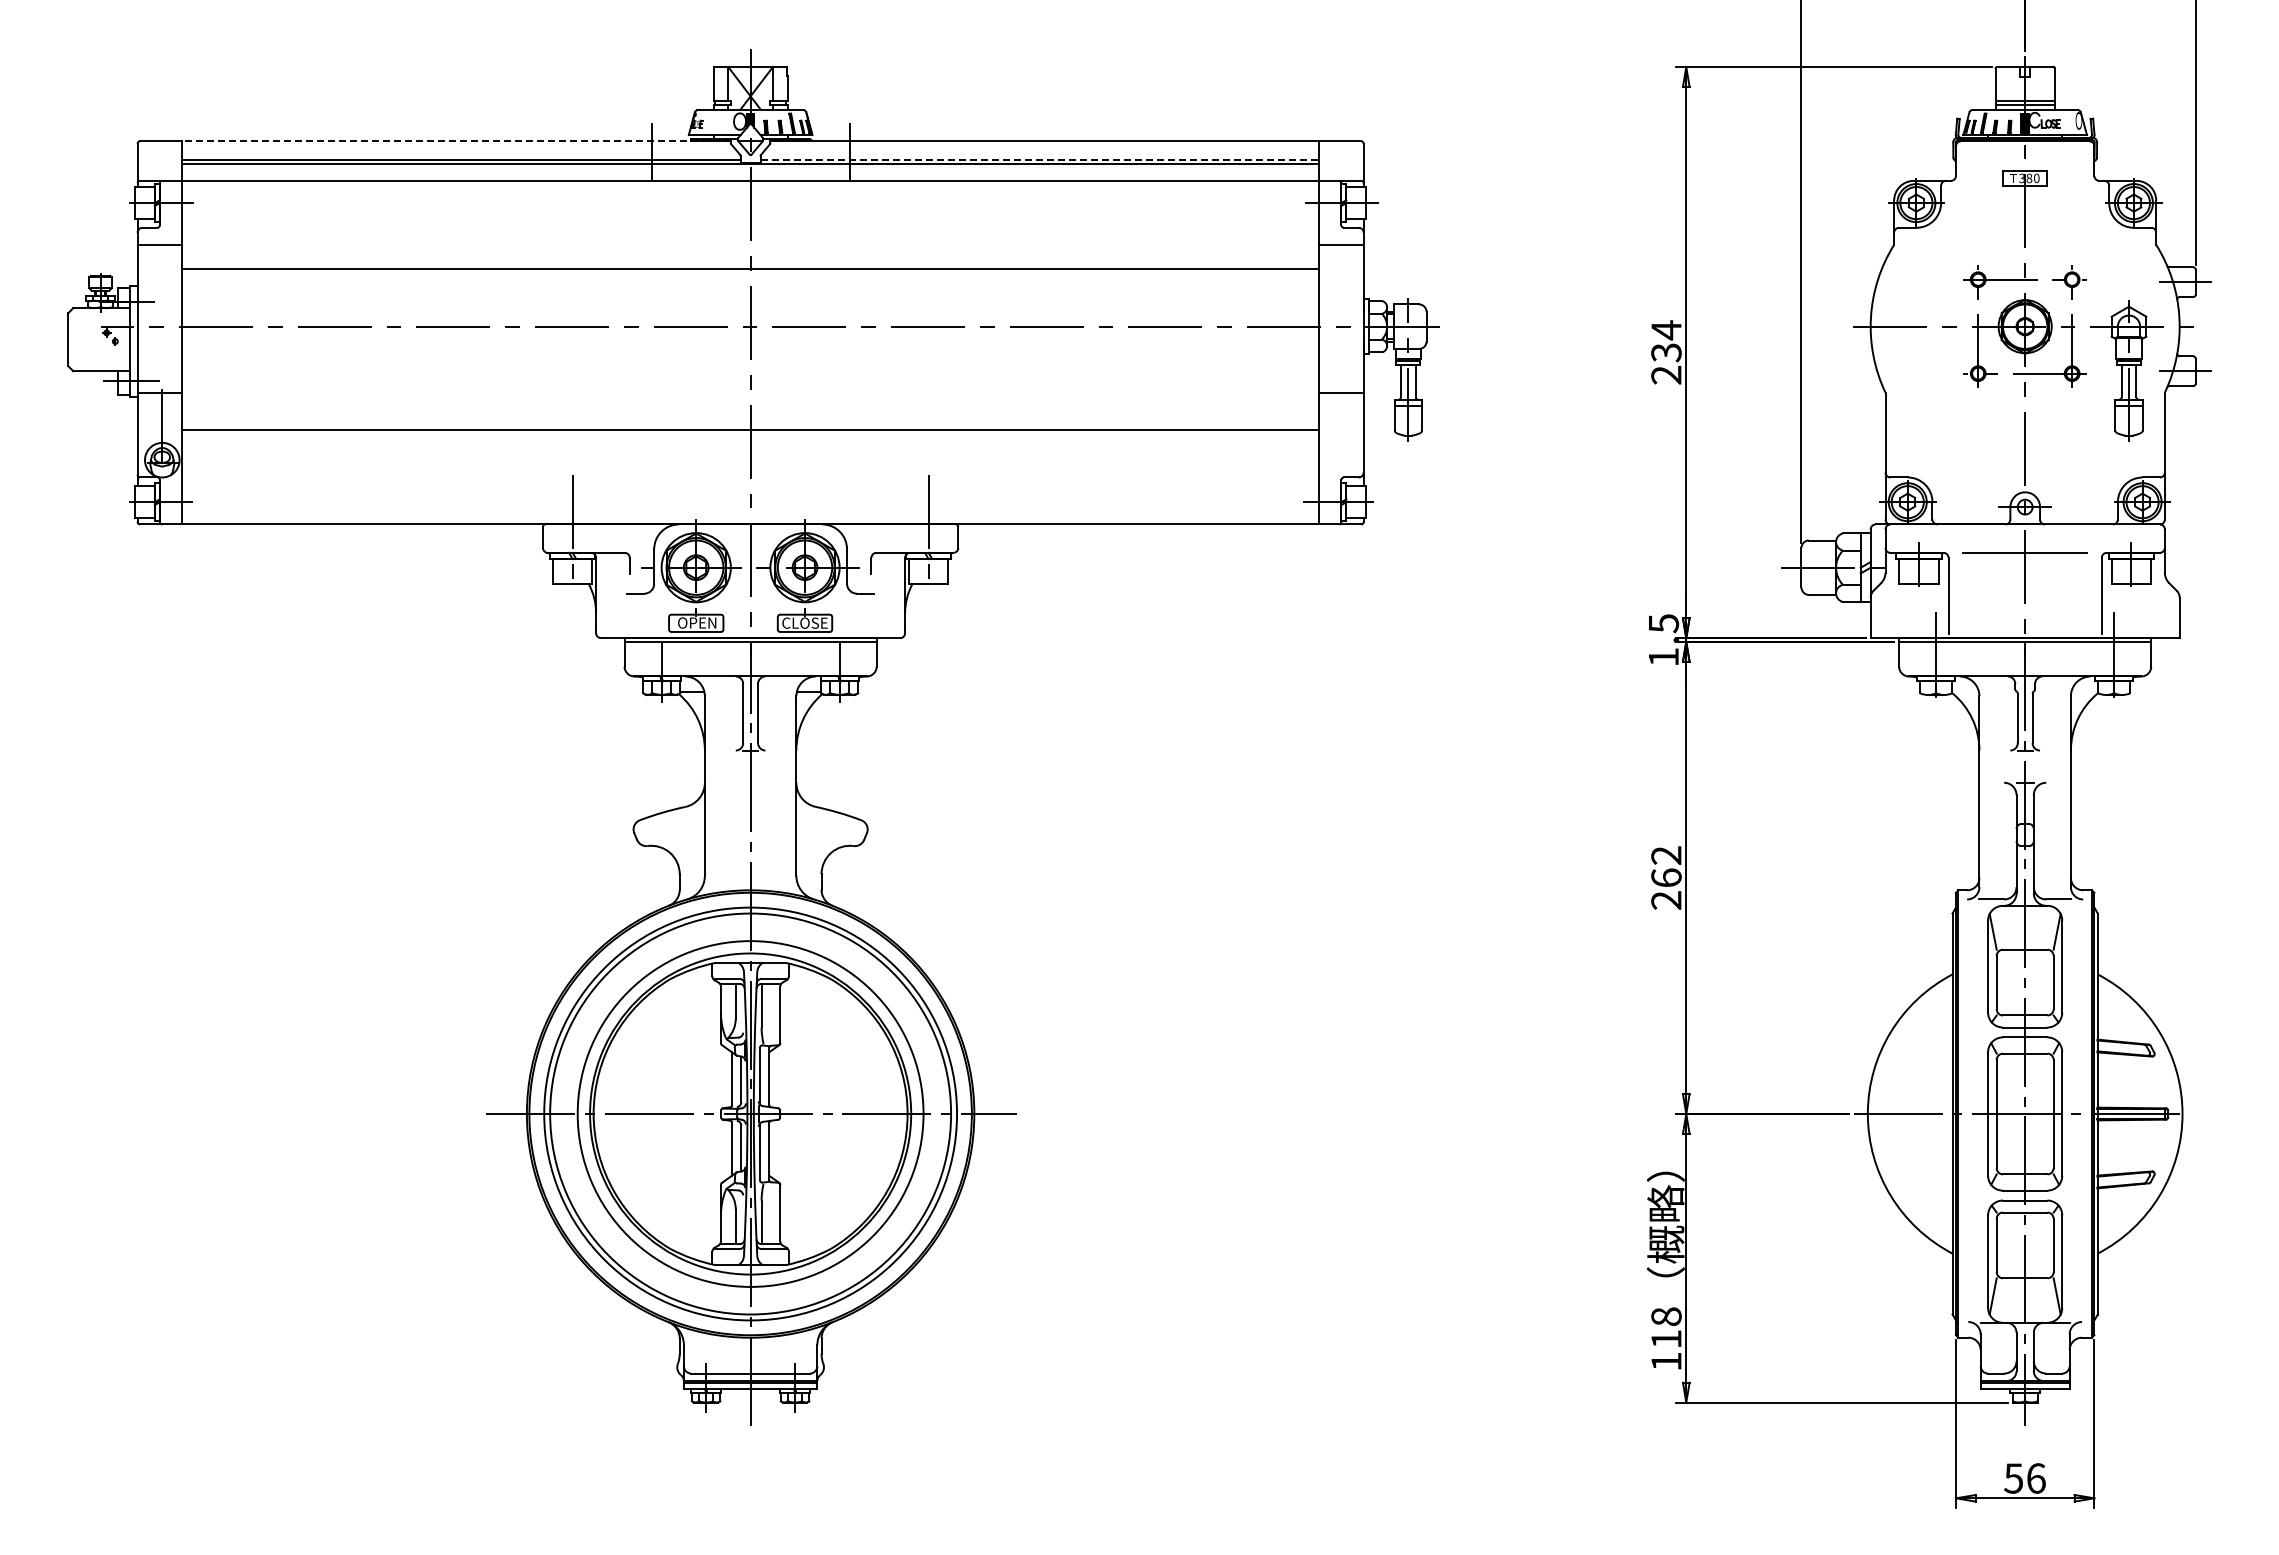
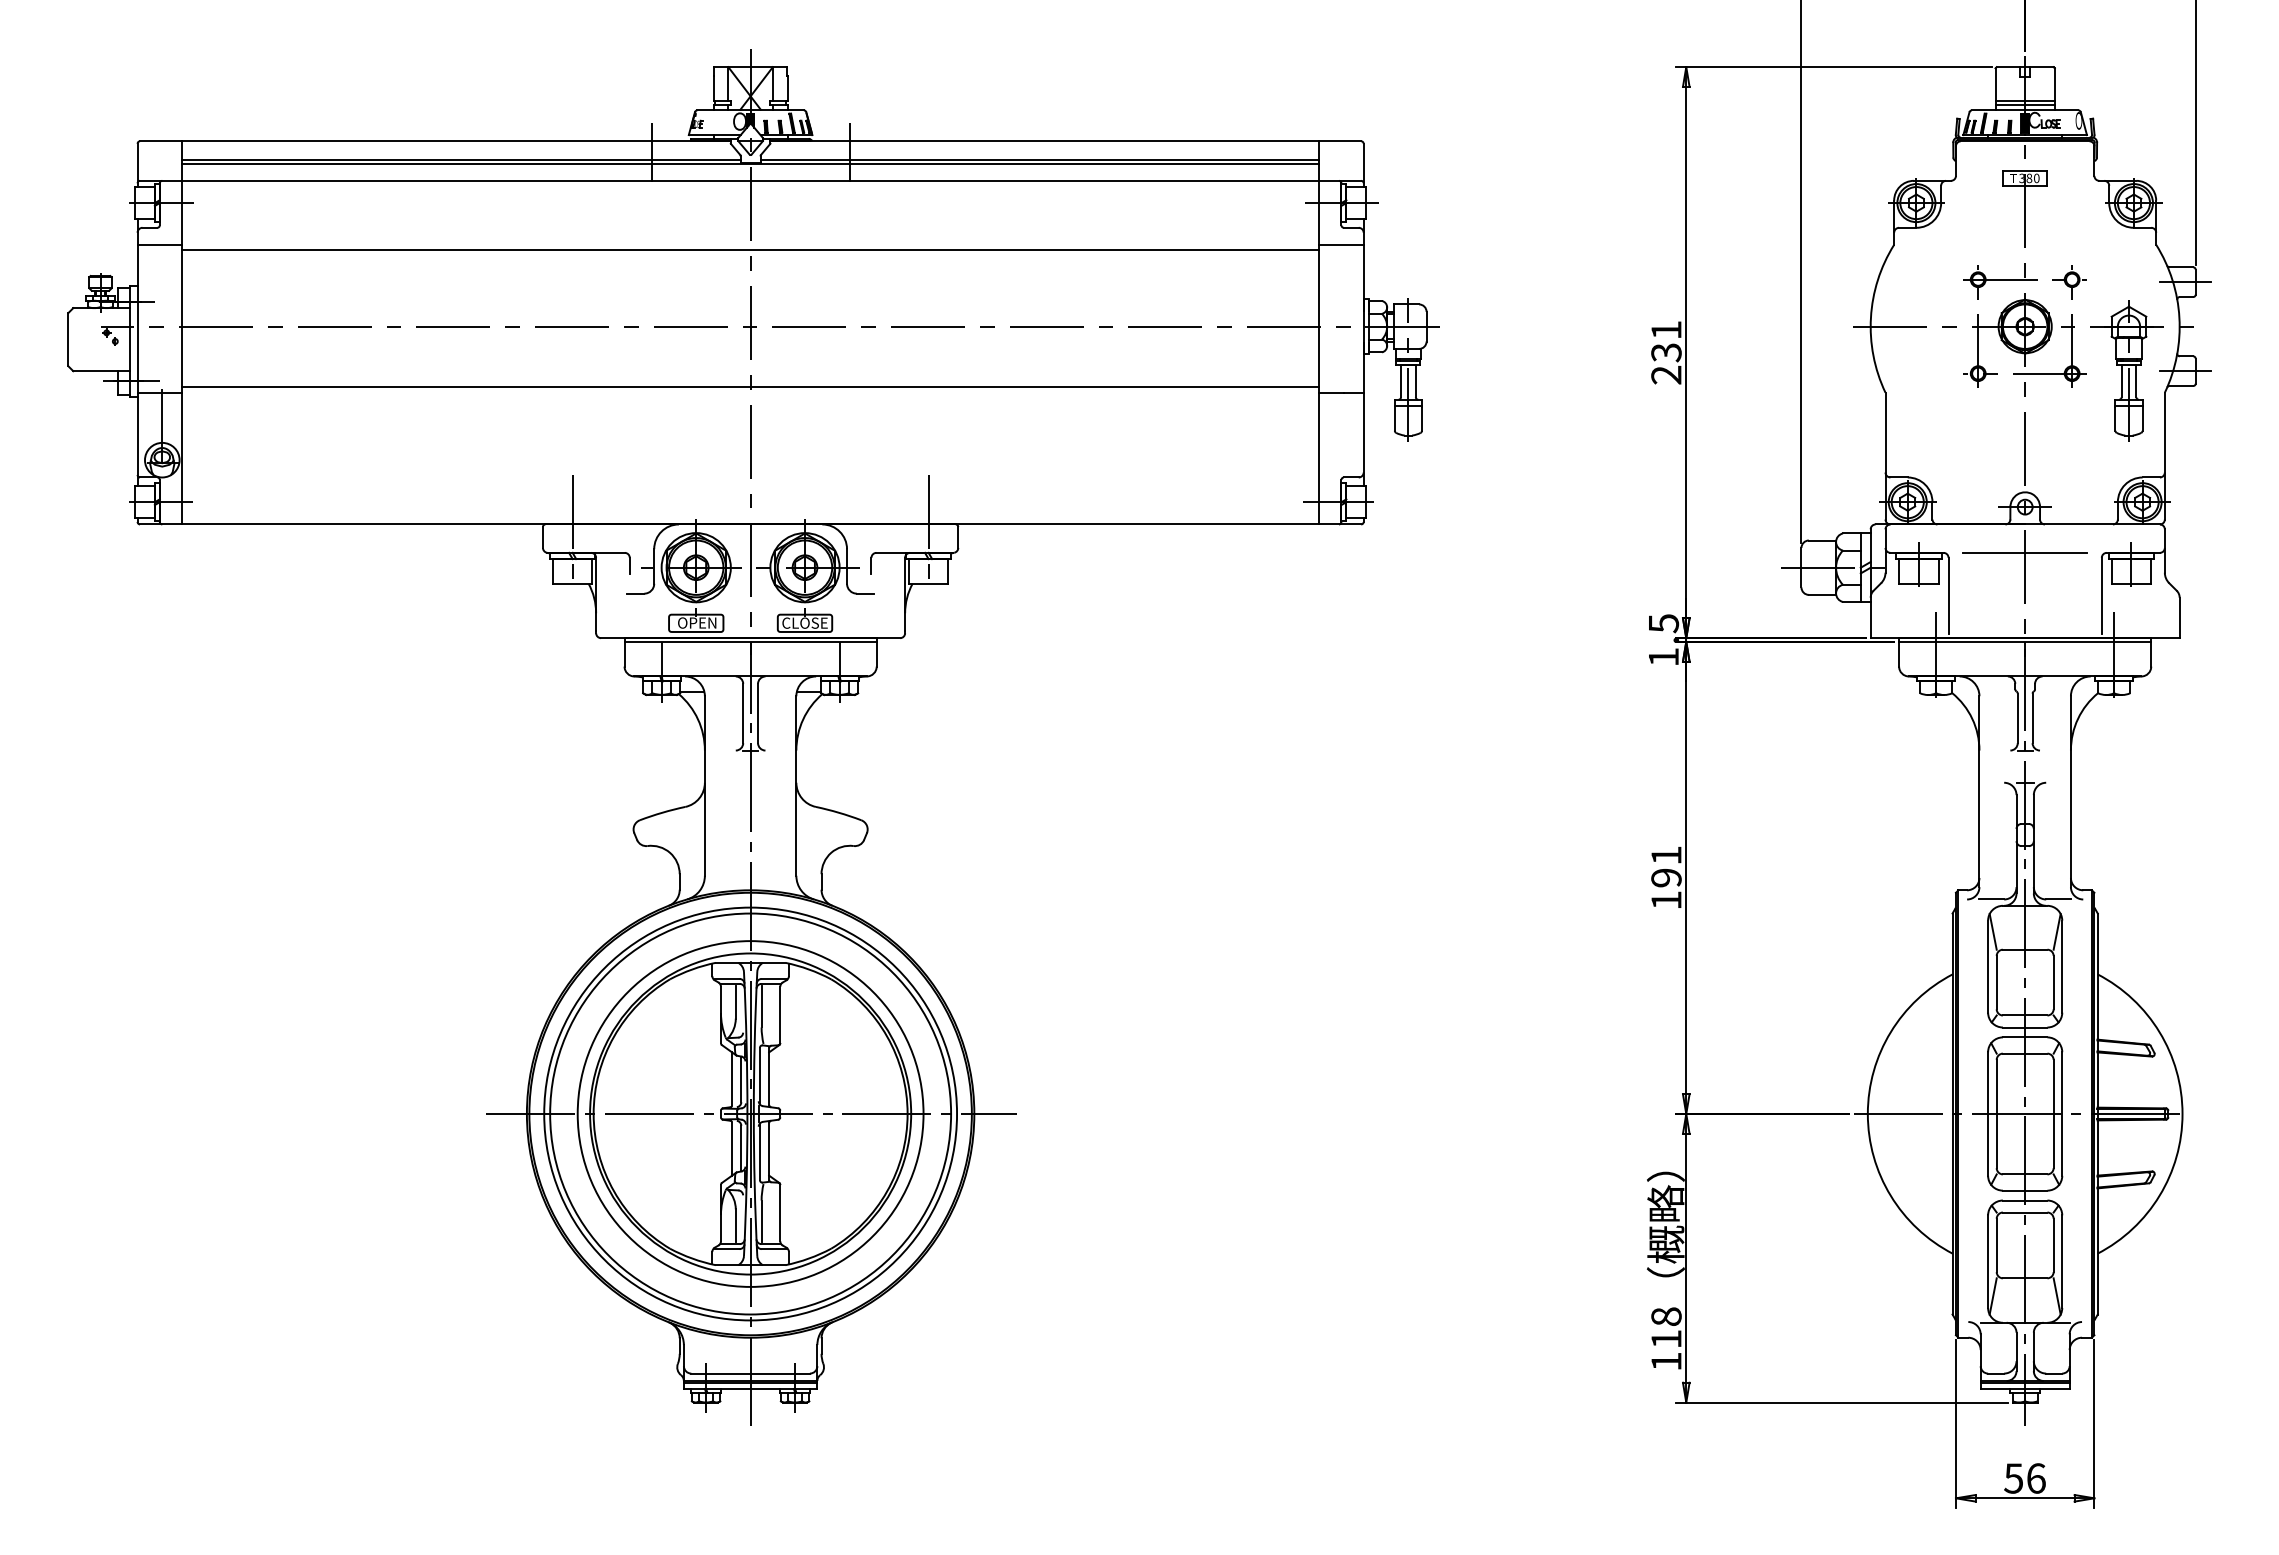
line: dashed -> solid (455, 141)
line: dashed -> solid (1040, 159)
line position: (750, 268) -> (750, 249) (750, 249)
text: 234 -> 231 (1666, 330)
line position: (750, 429) -> (750, 386) (750, 386)
text: 262 -> 191 (1666, 877)
